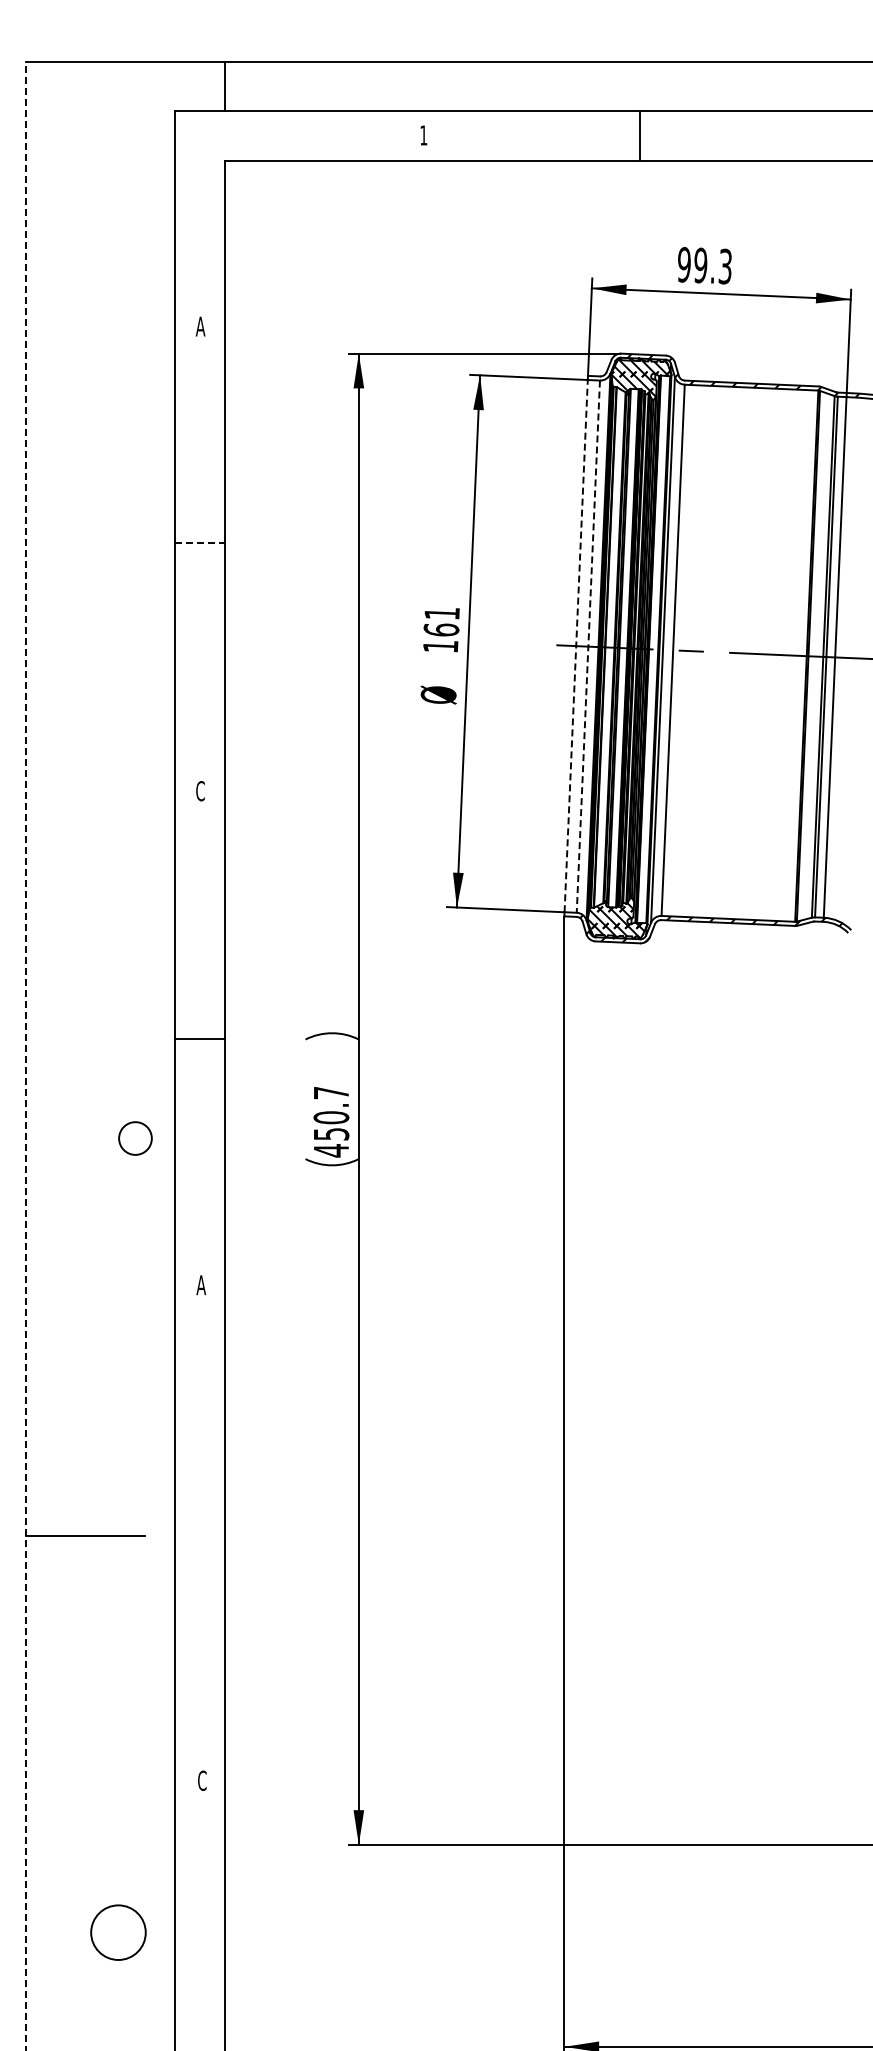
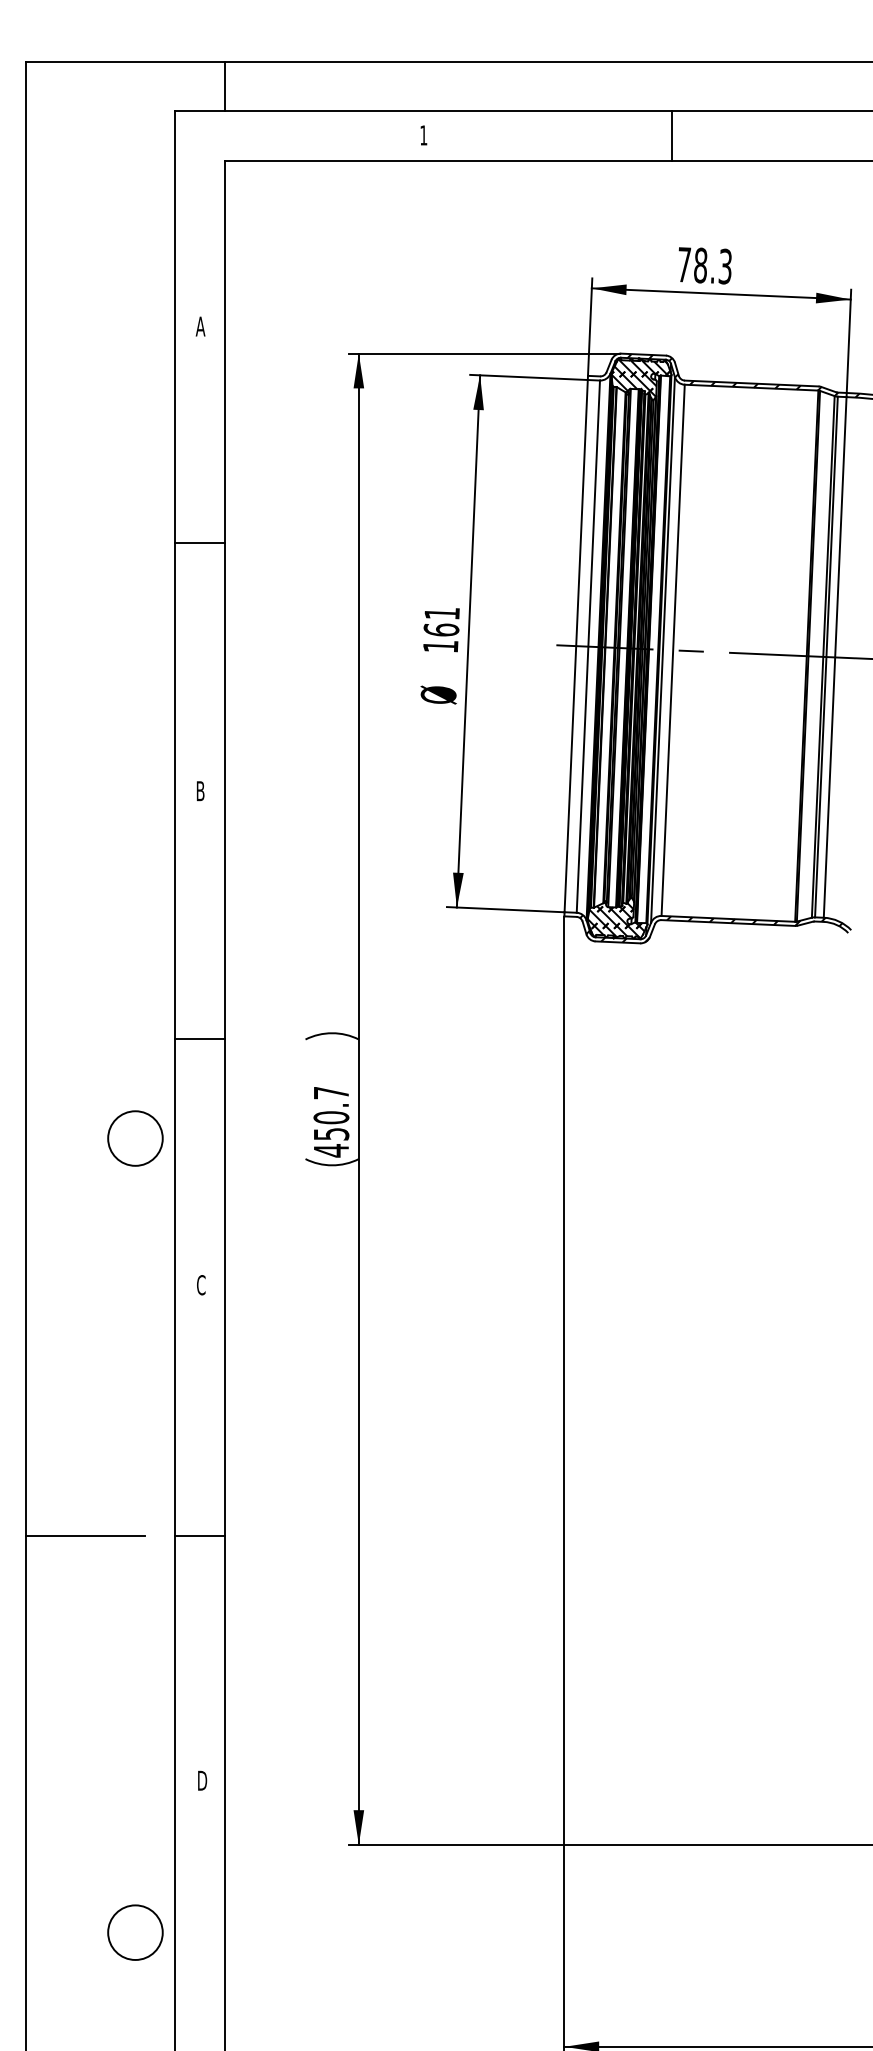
line position: (639, 135) -> (671, 135) (671, 135)
text: 99.3 -> 78.3 (692, 265)
line: dashed -> solid (200, 542)
line: dashed -> solid (576, 645)
line: dashed -> solid (588, 647)
text: C -> B (200, 791)
line: dashed -> solid (26, 1056)
circle size: 35x35 px -> 57x57 px (135, 1138)
text: A -> C (200, 1285)
line: none -> present (199, 1535)
text: C -> D (202, 1780)
circle position: (118, 1932) -> (135, 1932) (135, 1932)
